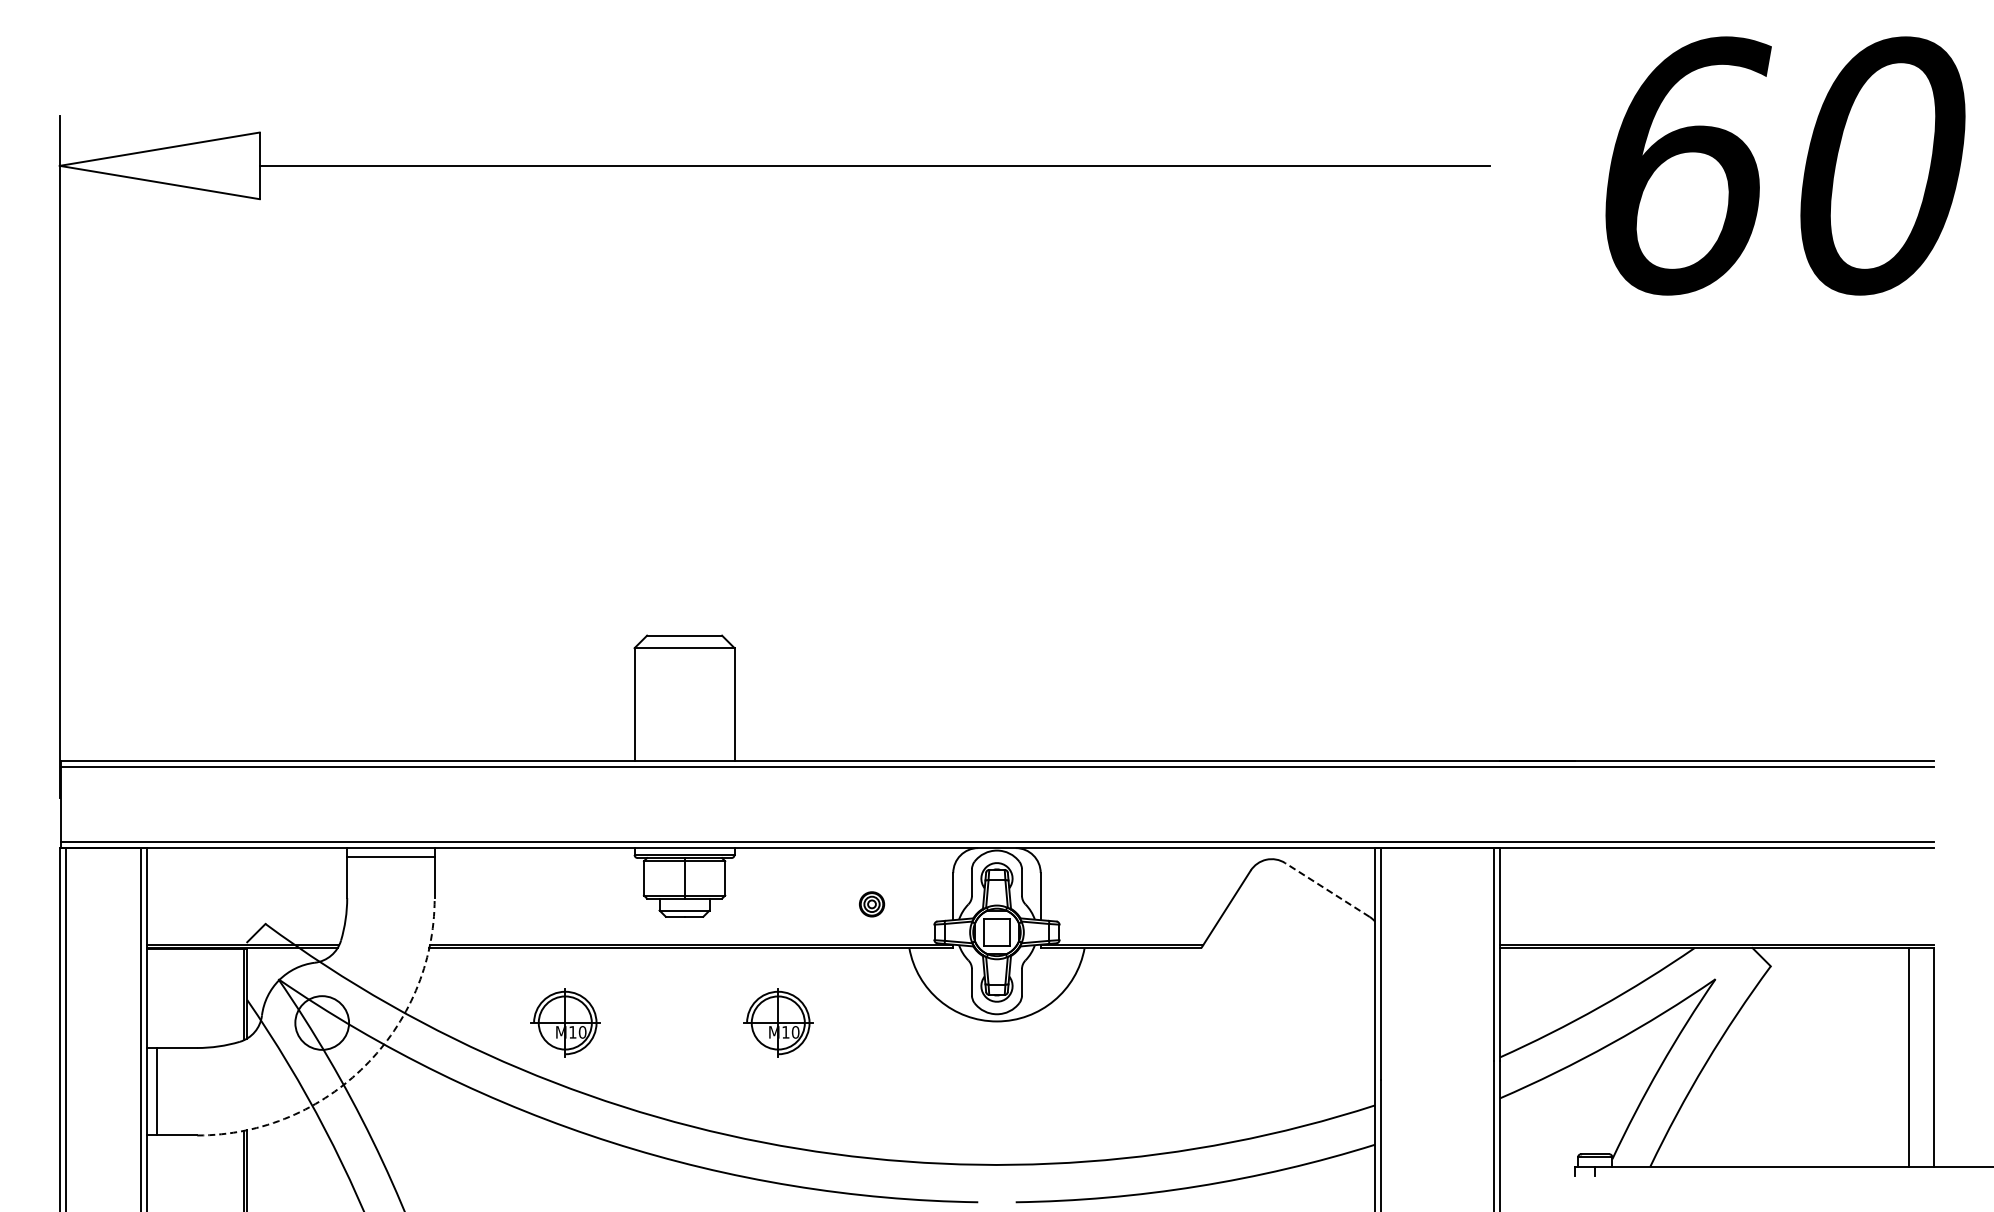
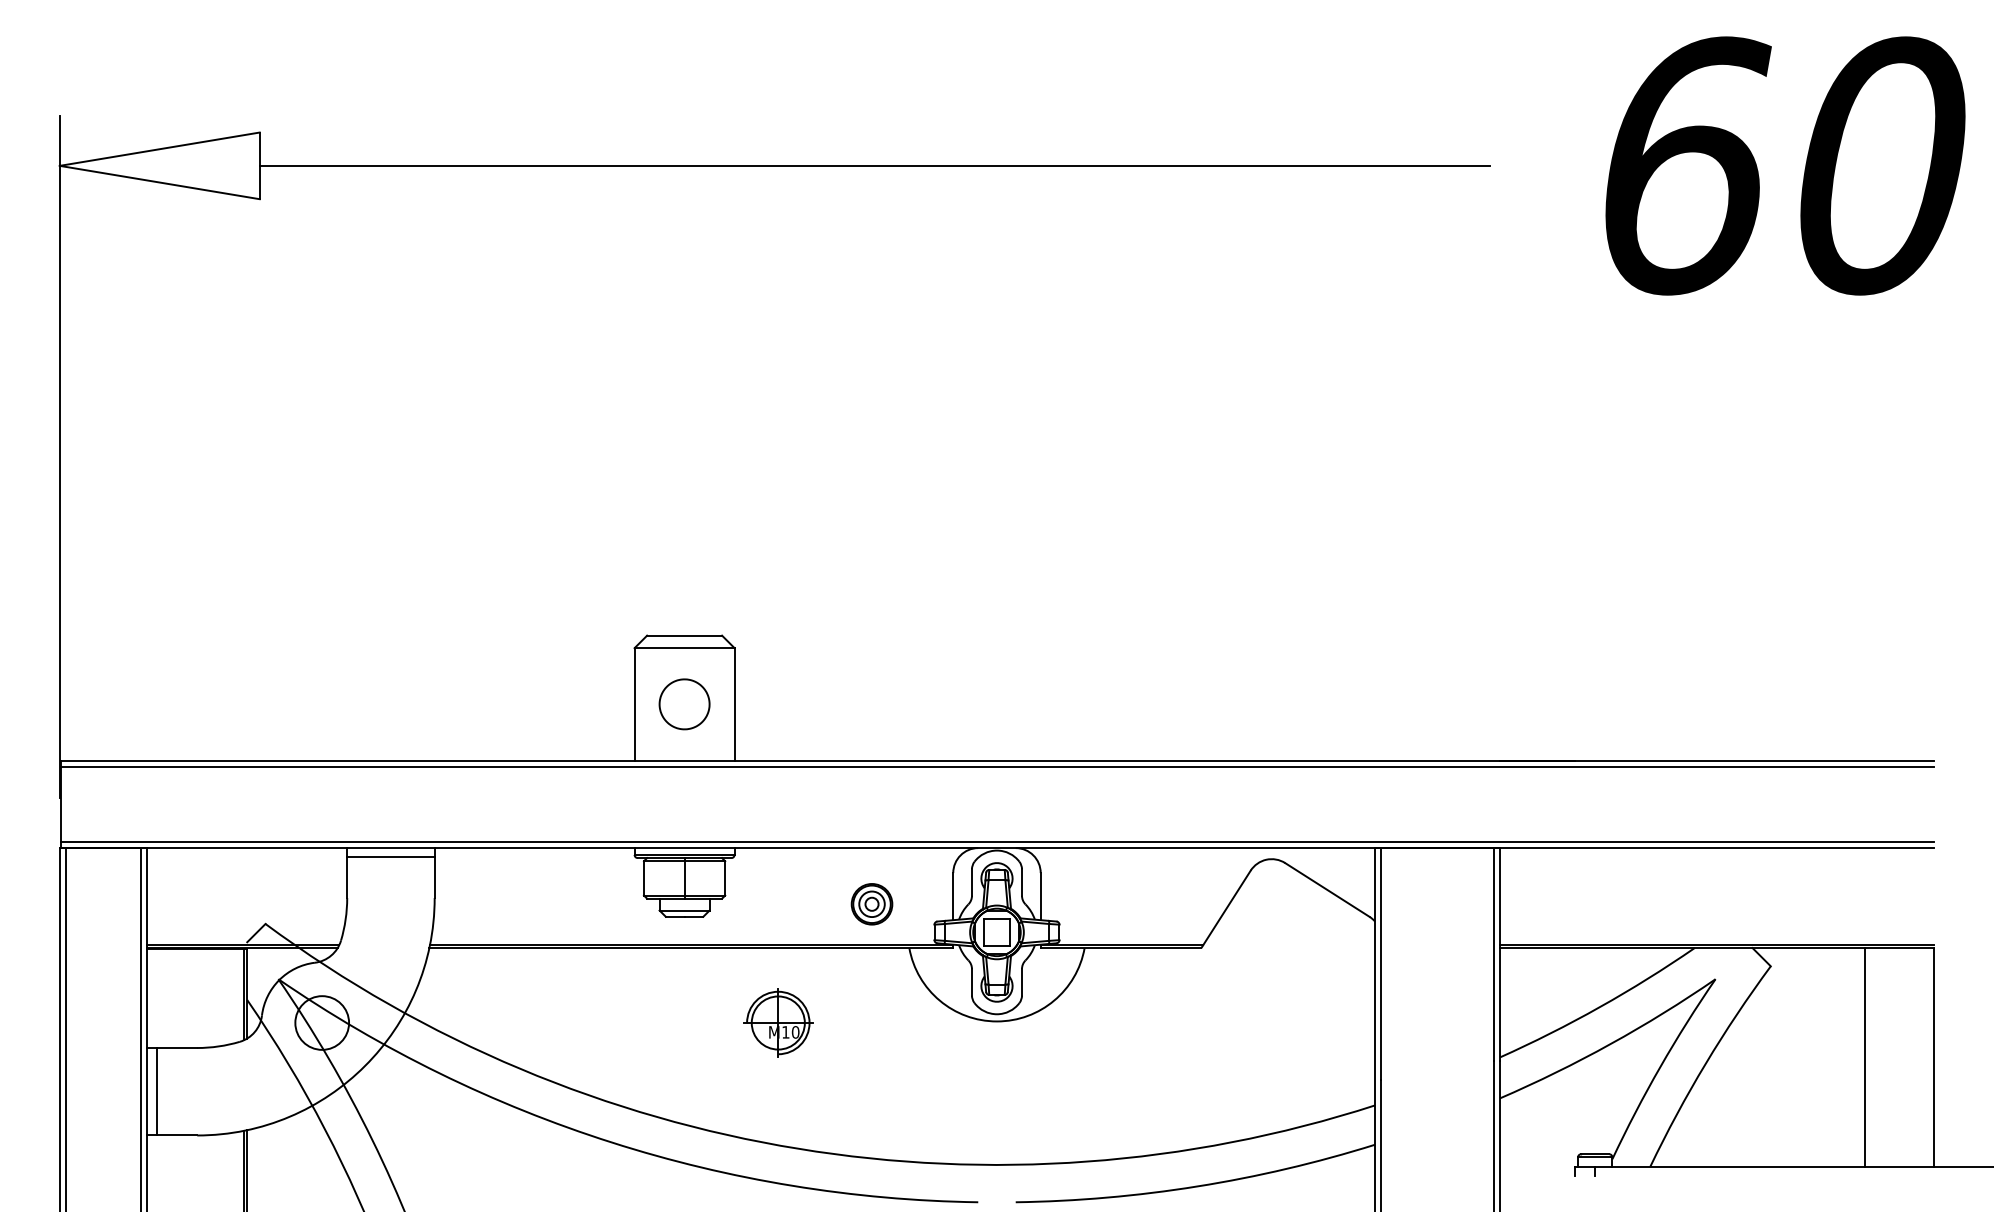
part: none -> present (684, 704)
line: dashed -> solid (1327, 889)
part size: 27x27 px -> 44x43 px (871, 904)
part: present -> none (565, 1022)
line position: (1909, 1057) -> (1865, 1057) (1865, 1057)
arc: dashed -> solid (365, 1065)
